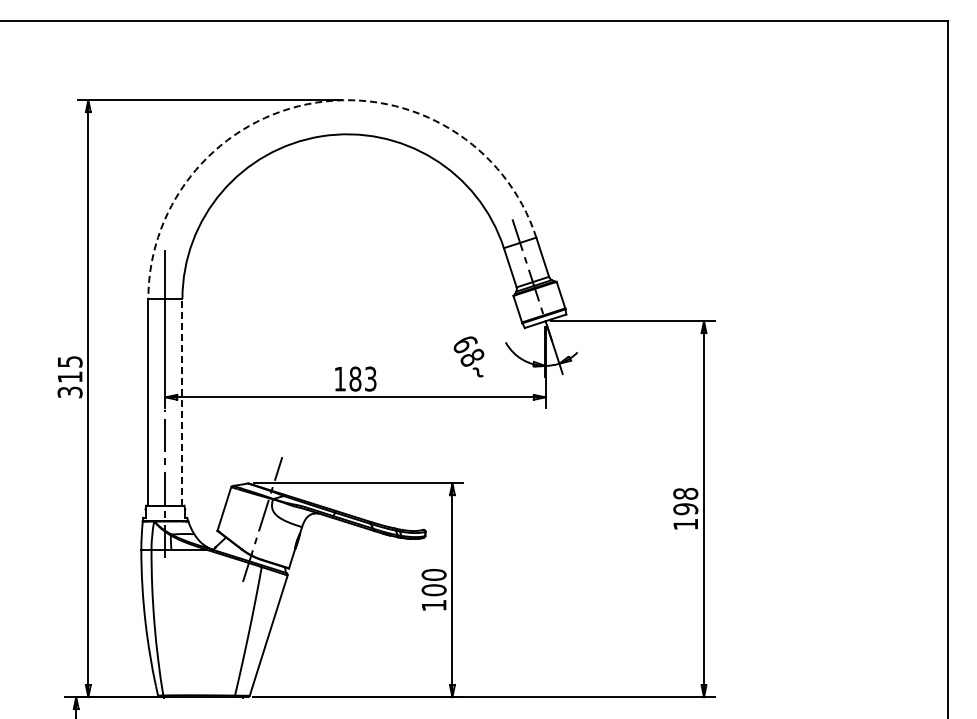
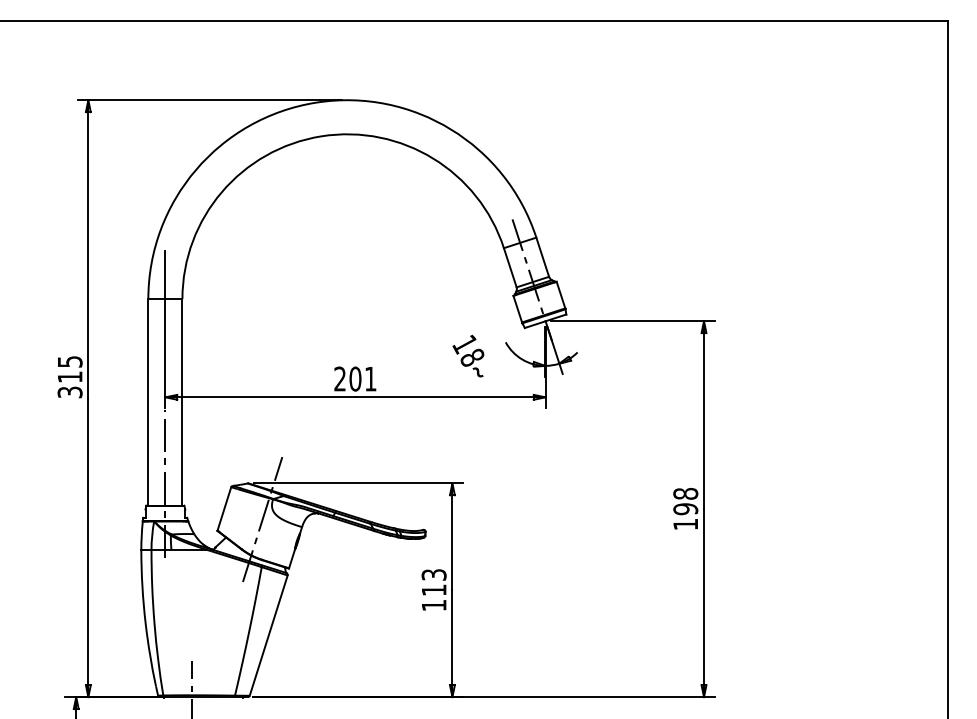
arc: dashed -> solid (316, 102)
text: 68 -> 18 (464, 344)
text: 183 -> 201 (355, 378)
line: dashed -> solid (182, 401)
text: 100 -> 113 (433, 582)
line: none -> present (191, 688)
